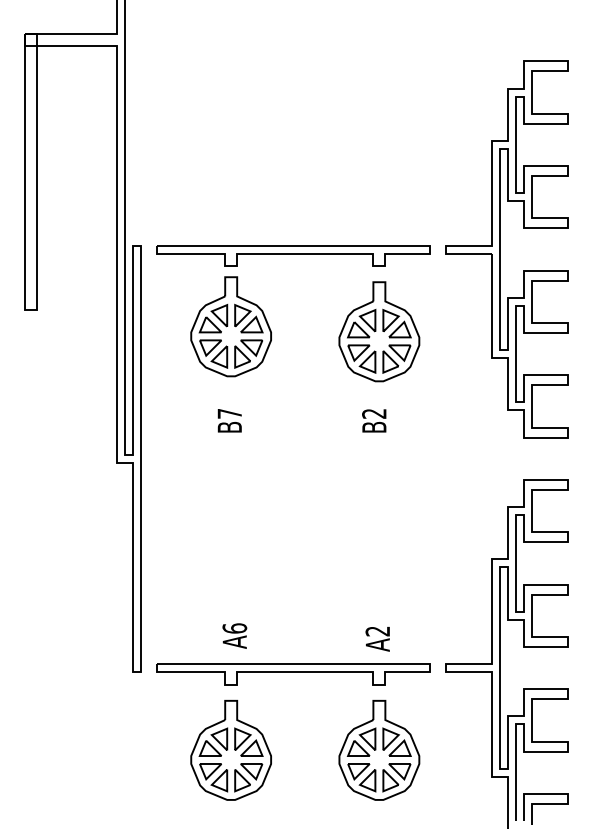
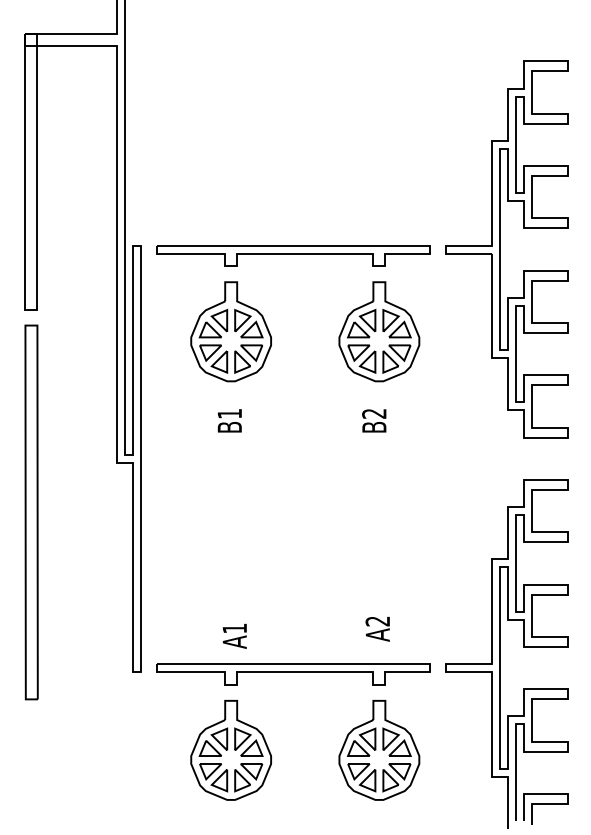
part position: (230, 326) -> (230, 331) (230, 331)
text: B7 -> B1 (229, 413)
part: none -> present (31, 512)
text: A6 -> A1 (234, 628)
text position: (377, 639) -> (377, 629) (377, 629)
